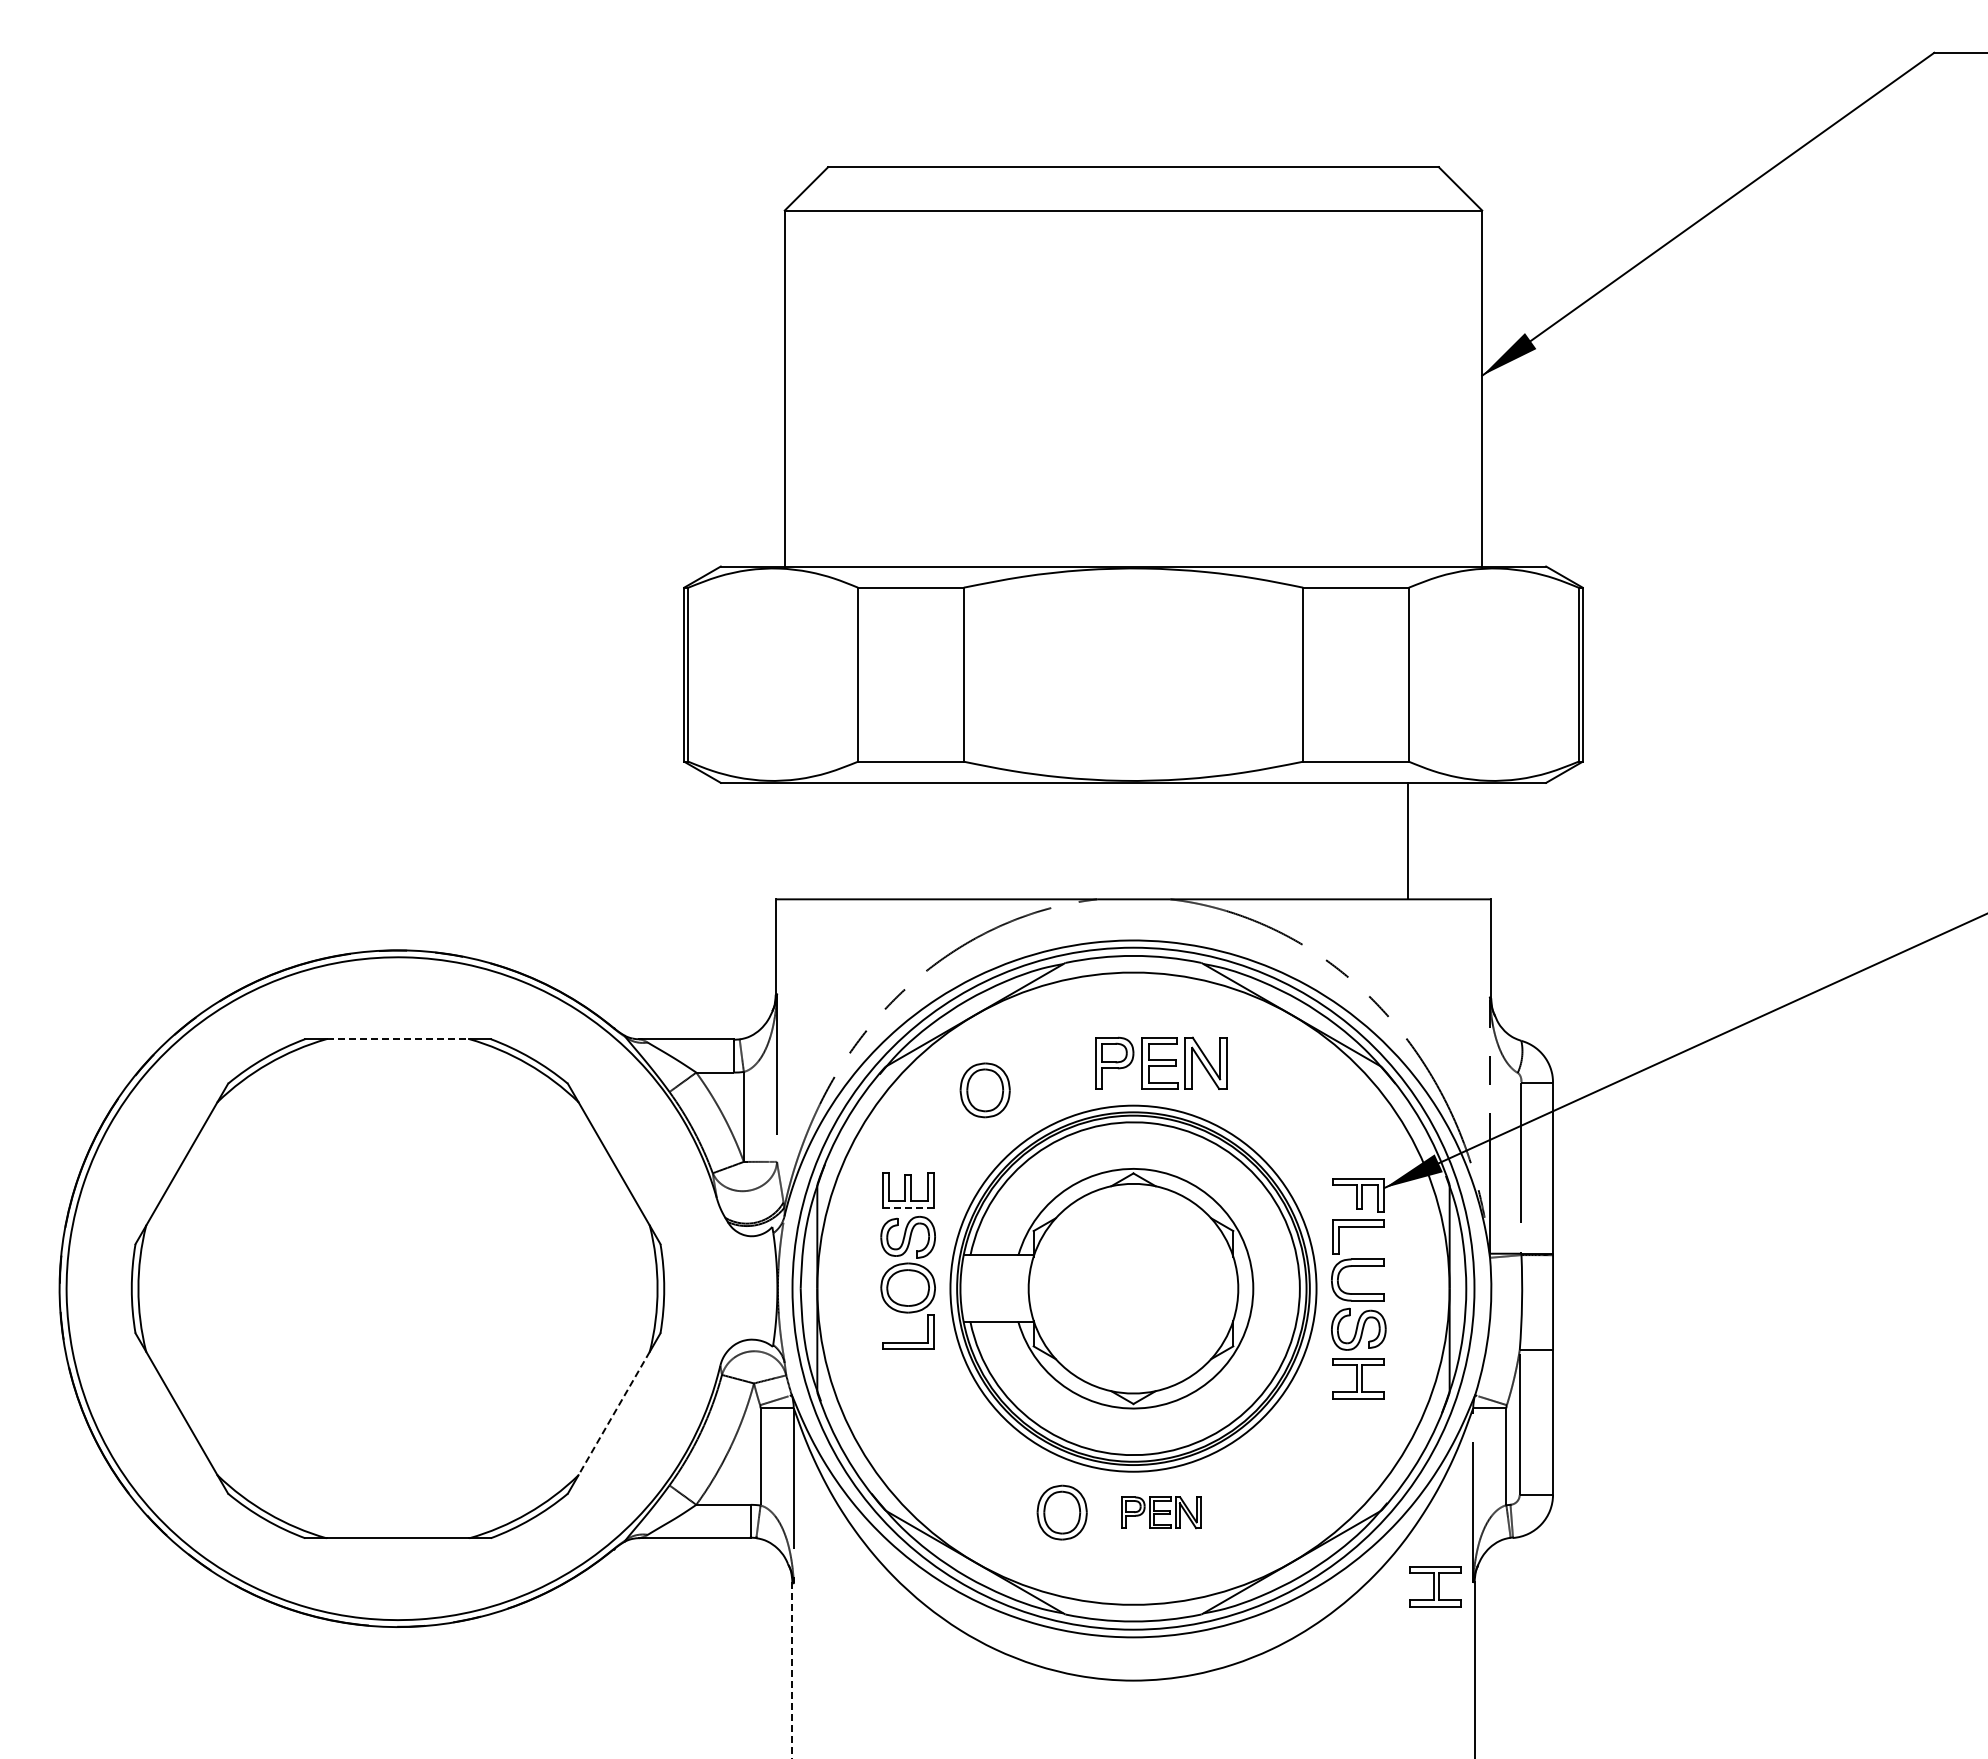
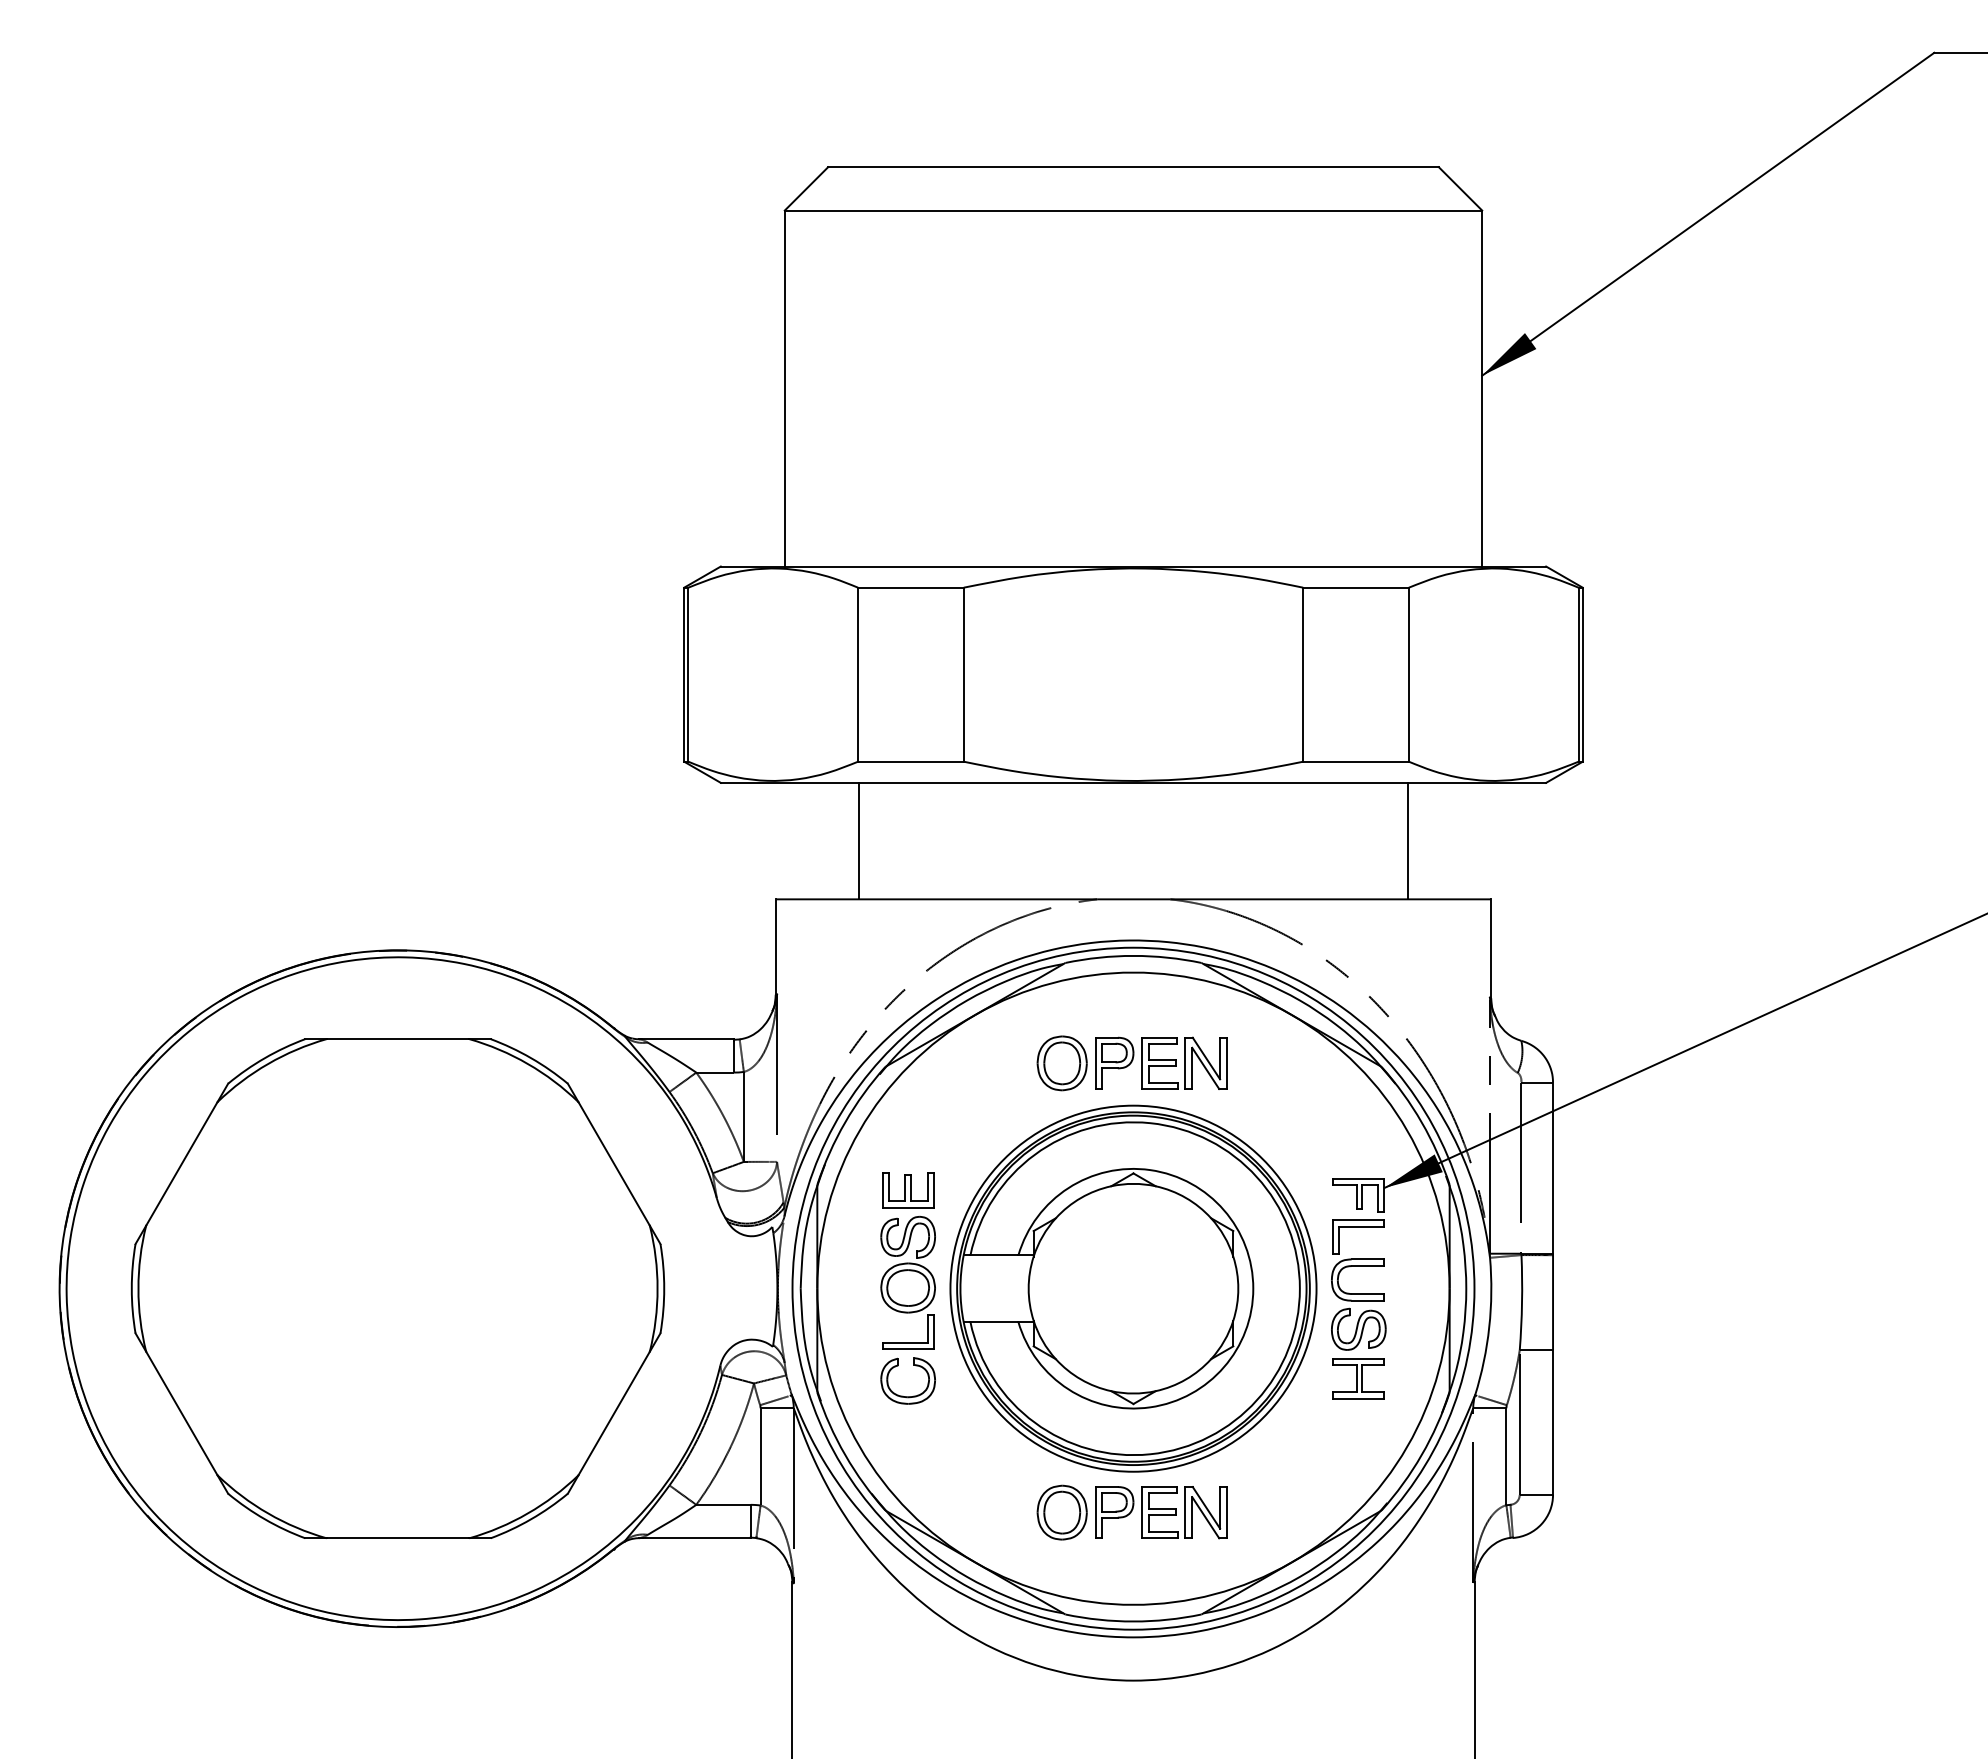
line: none -> present (858, 840)
line: dashed -> solid (398, 1039)
part position: (984, 1090) -> (1061, 1063) (1061, 1063)
line: dashed -> solid (908, 1208)
part: none -> present (902, 1395)
line: dashed -> solid (613, 1413)
part size: 81x34 px -> 133x54 px (1161, 1512)
part: present -> none (1435, 1586)
line: dashed -> solid (792, 1671)
